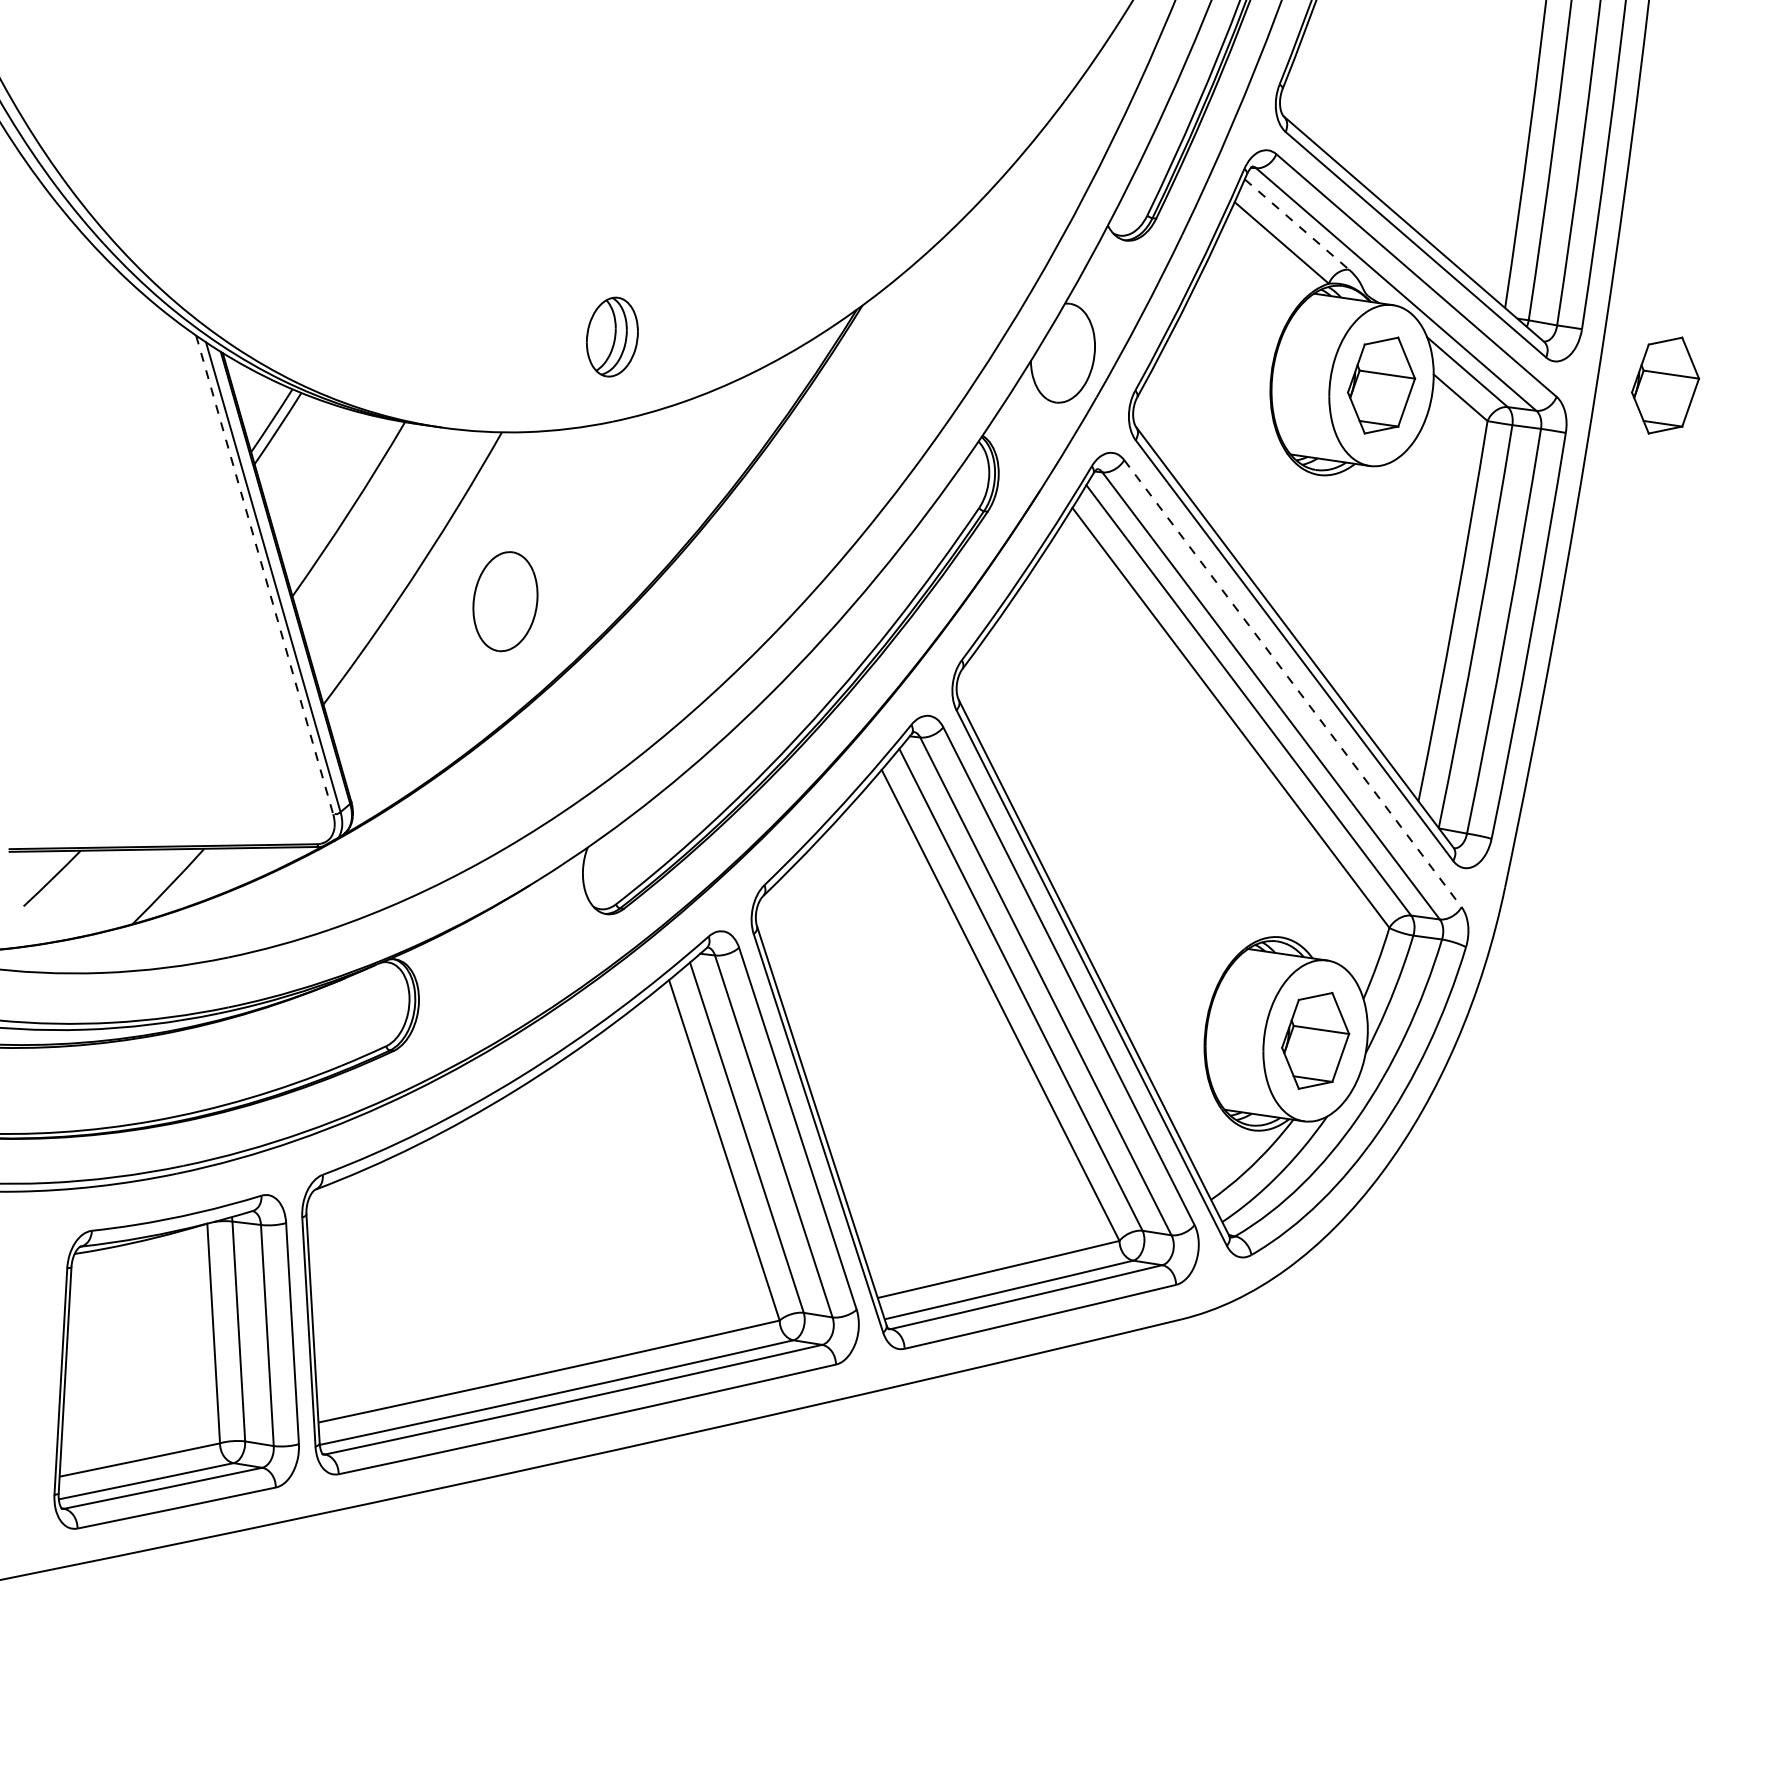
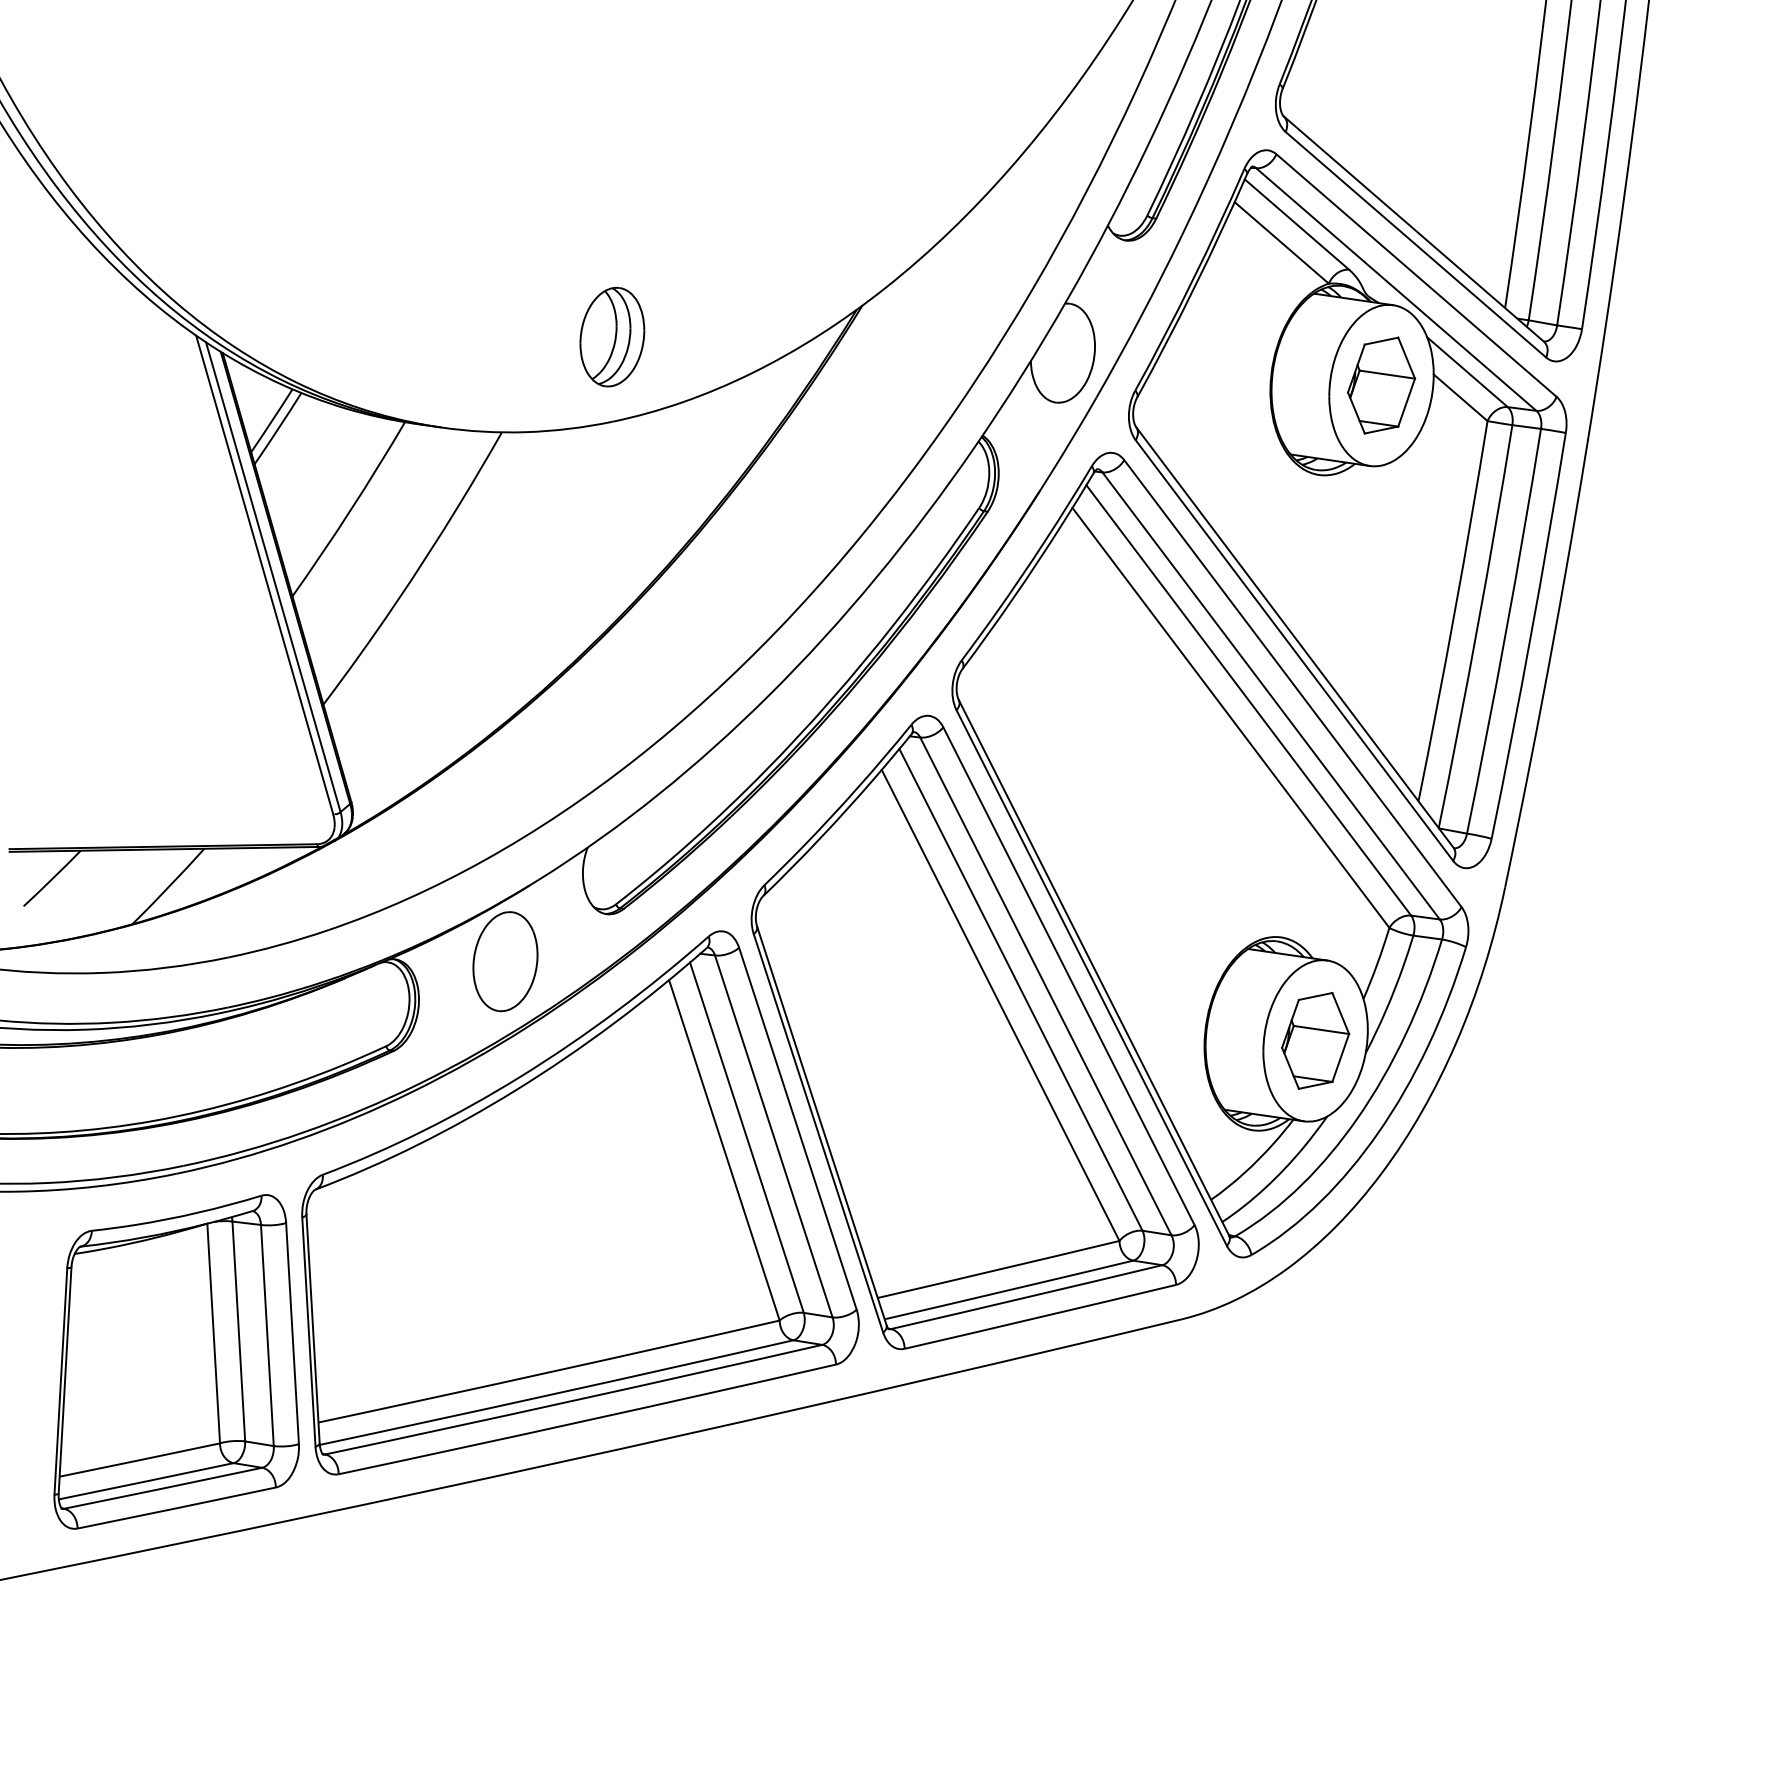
line: dashed -> solid (1296, 224)
part size: 53x82 px -> 67x102 px (612, 336)
part: present -> none (1665, 385)
line: dashed -> solid (264, 574)
part position: (505, 601) -> (505, 961) (505, 961)
line: dashed -> solid (1293, 684)
